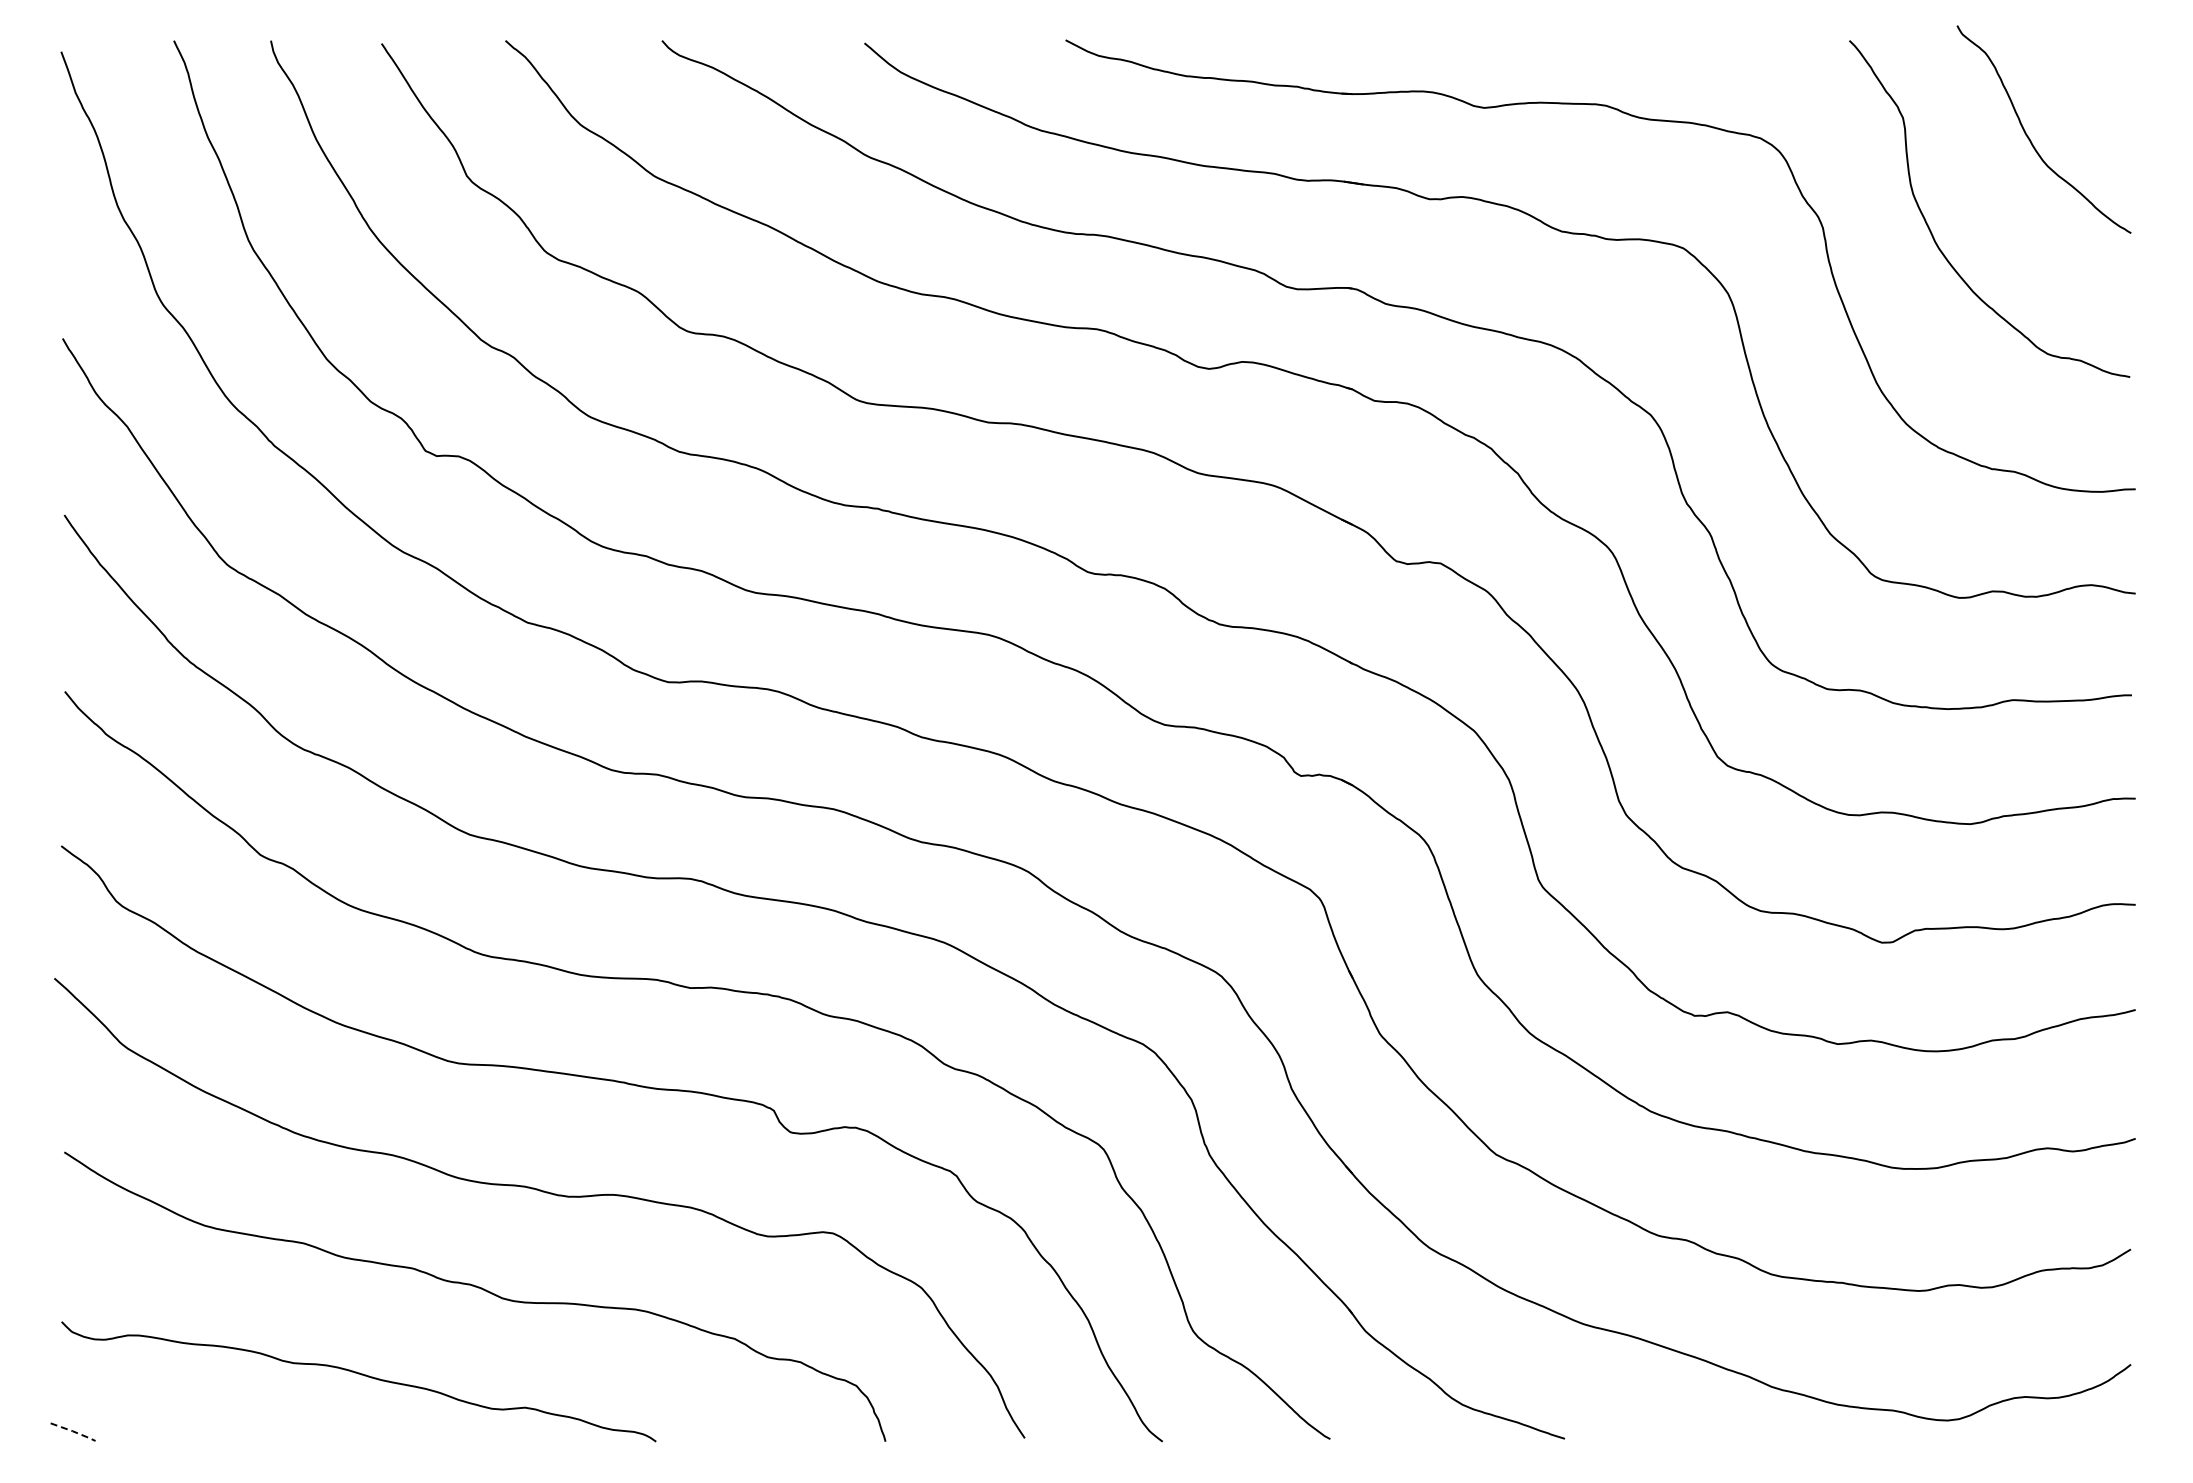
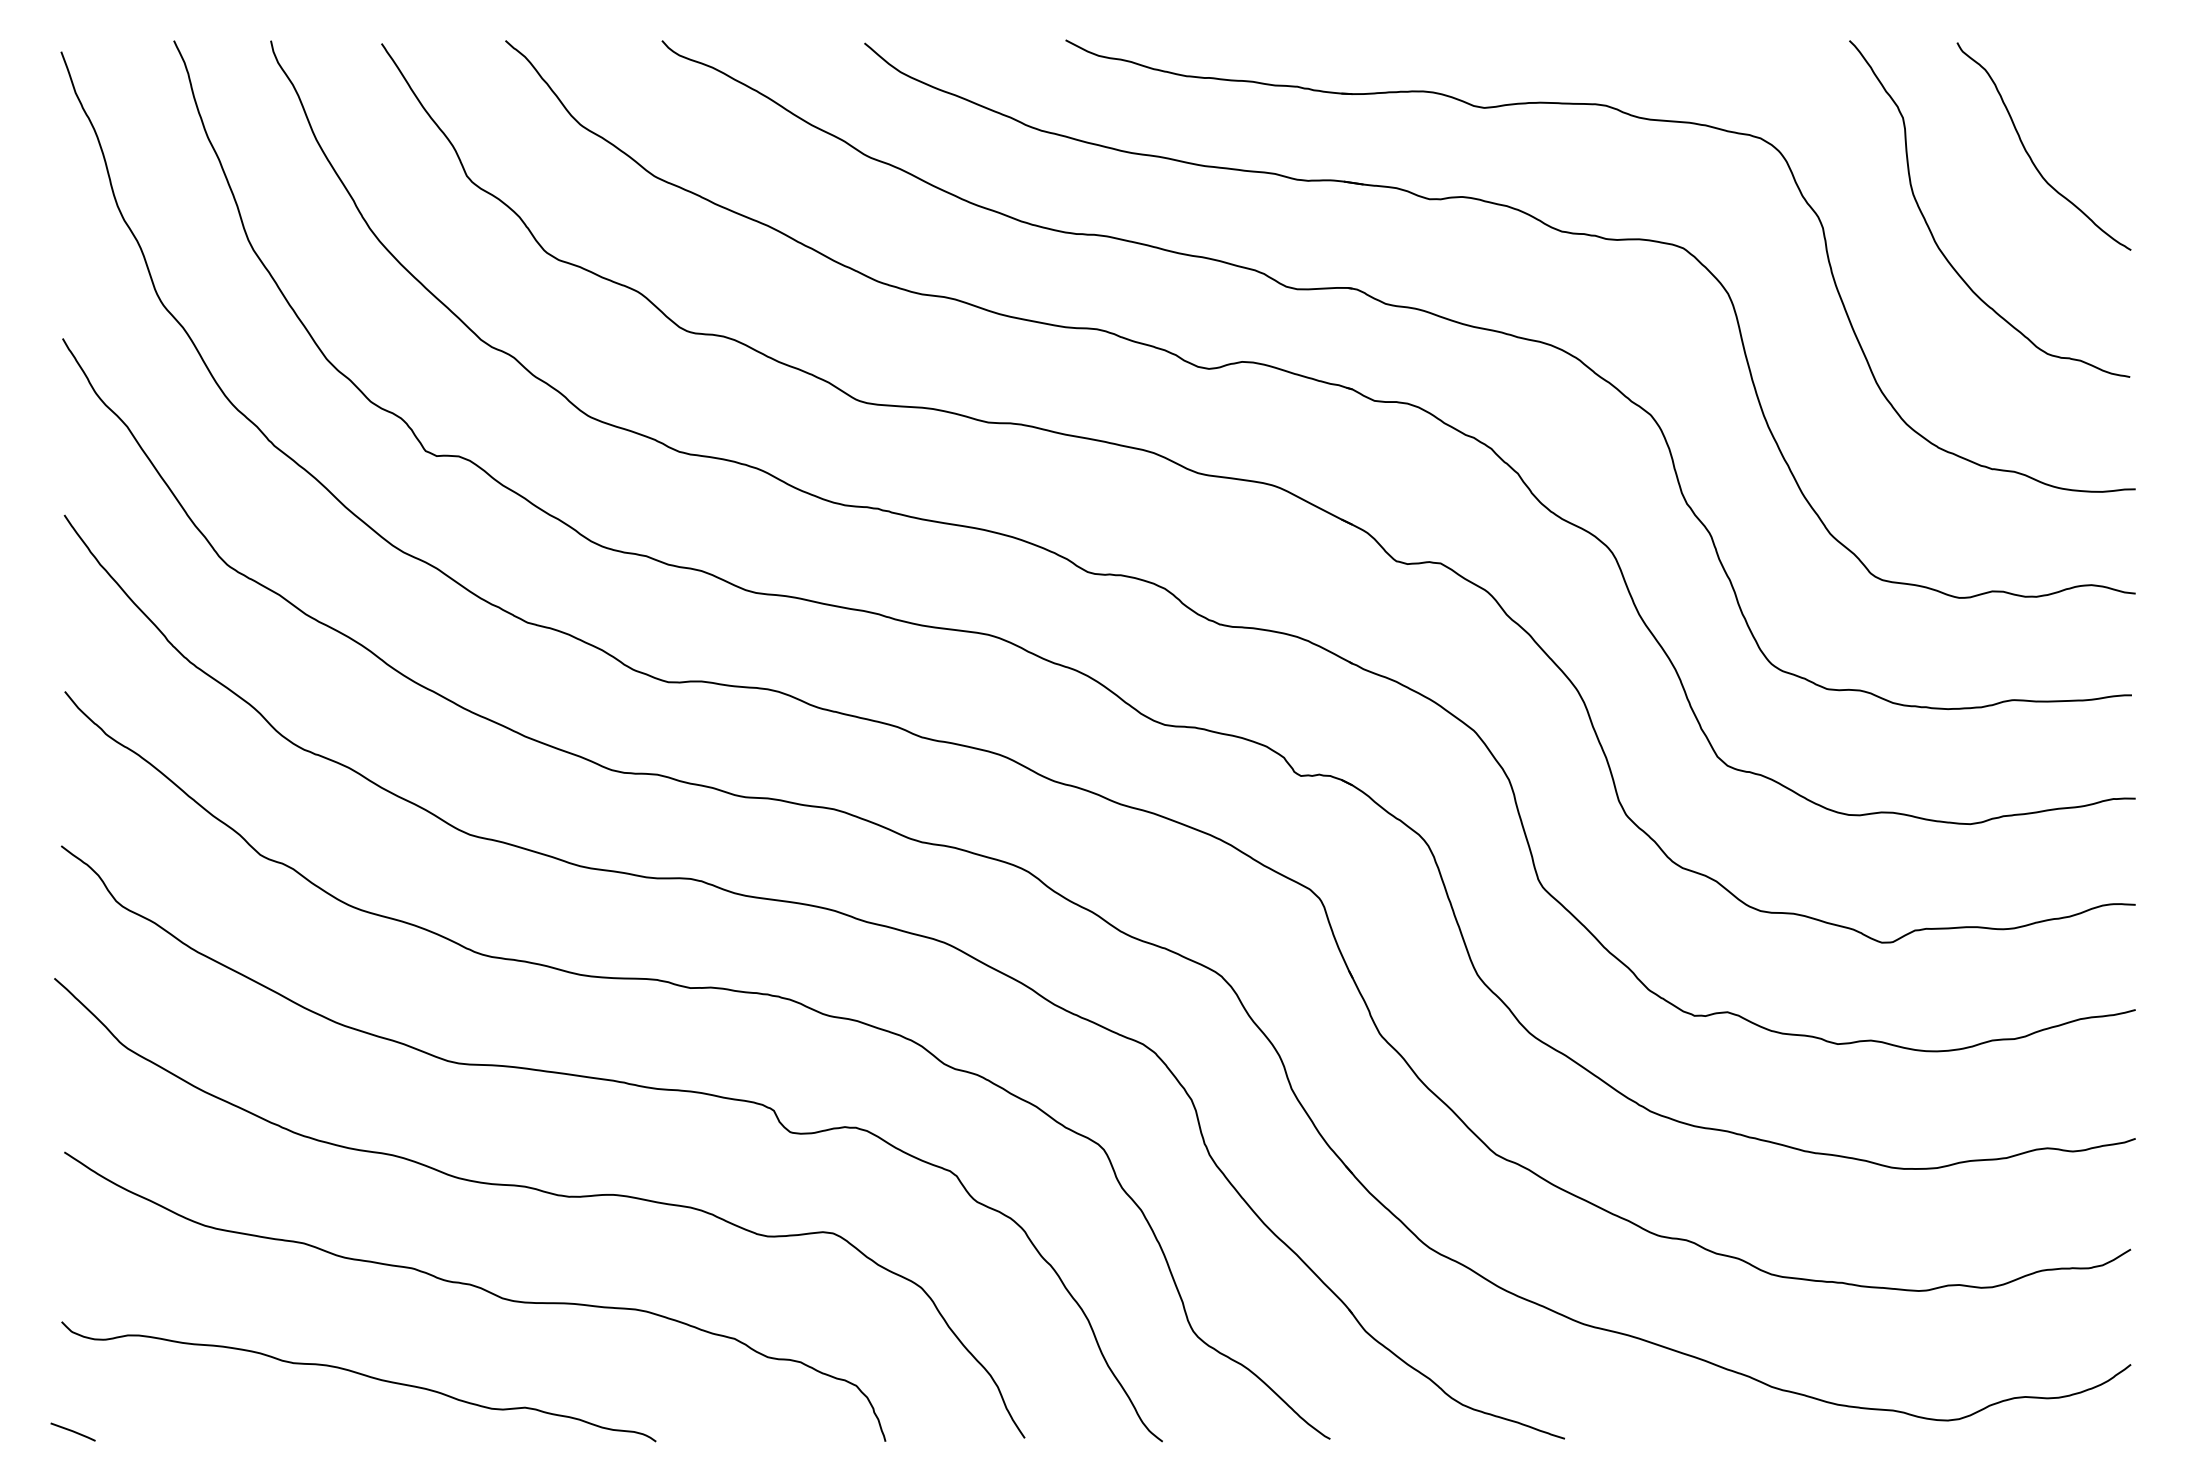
curve position: (2029, 137) -> (2029, 154) (2029, 154)
line: dashed -> solid (73, 1431)
